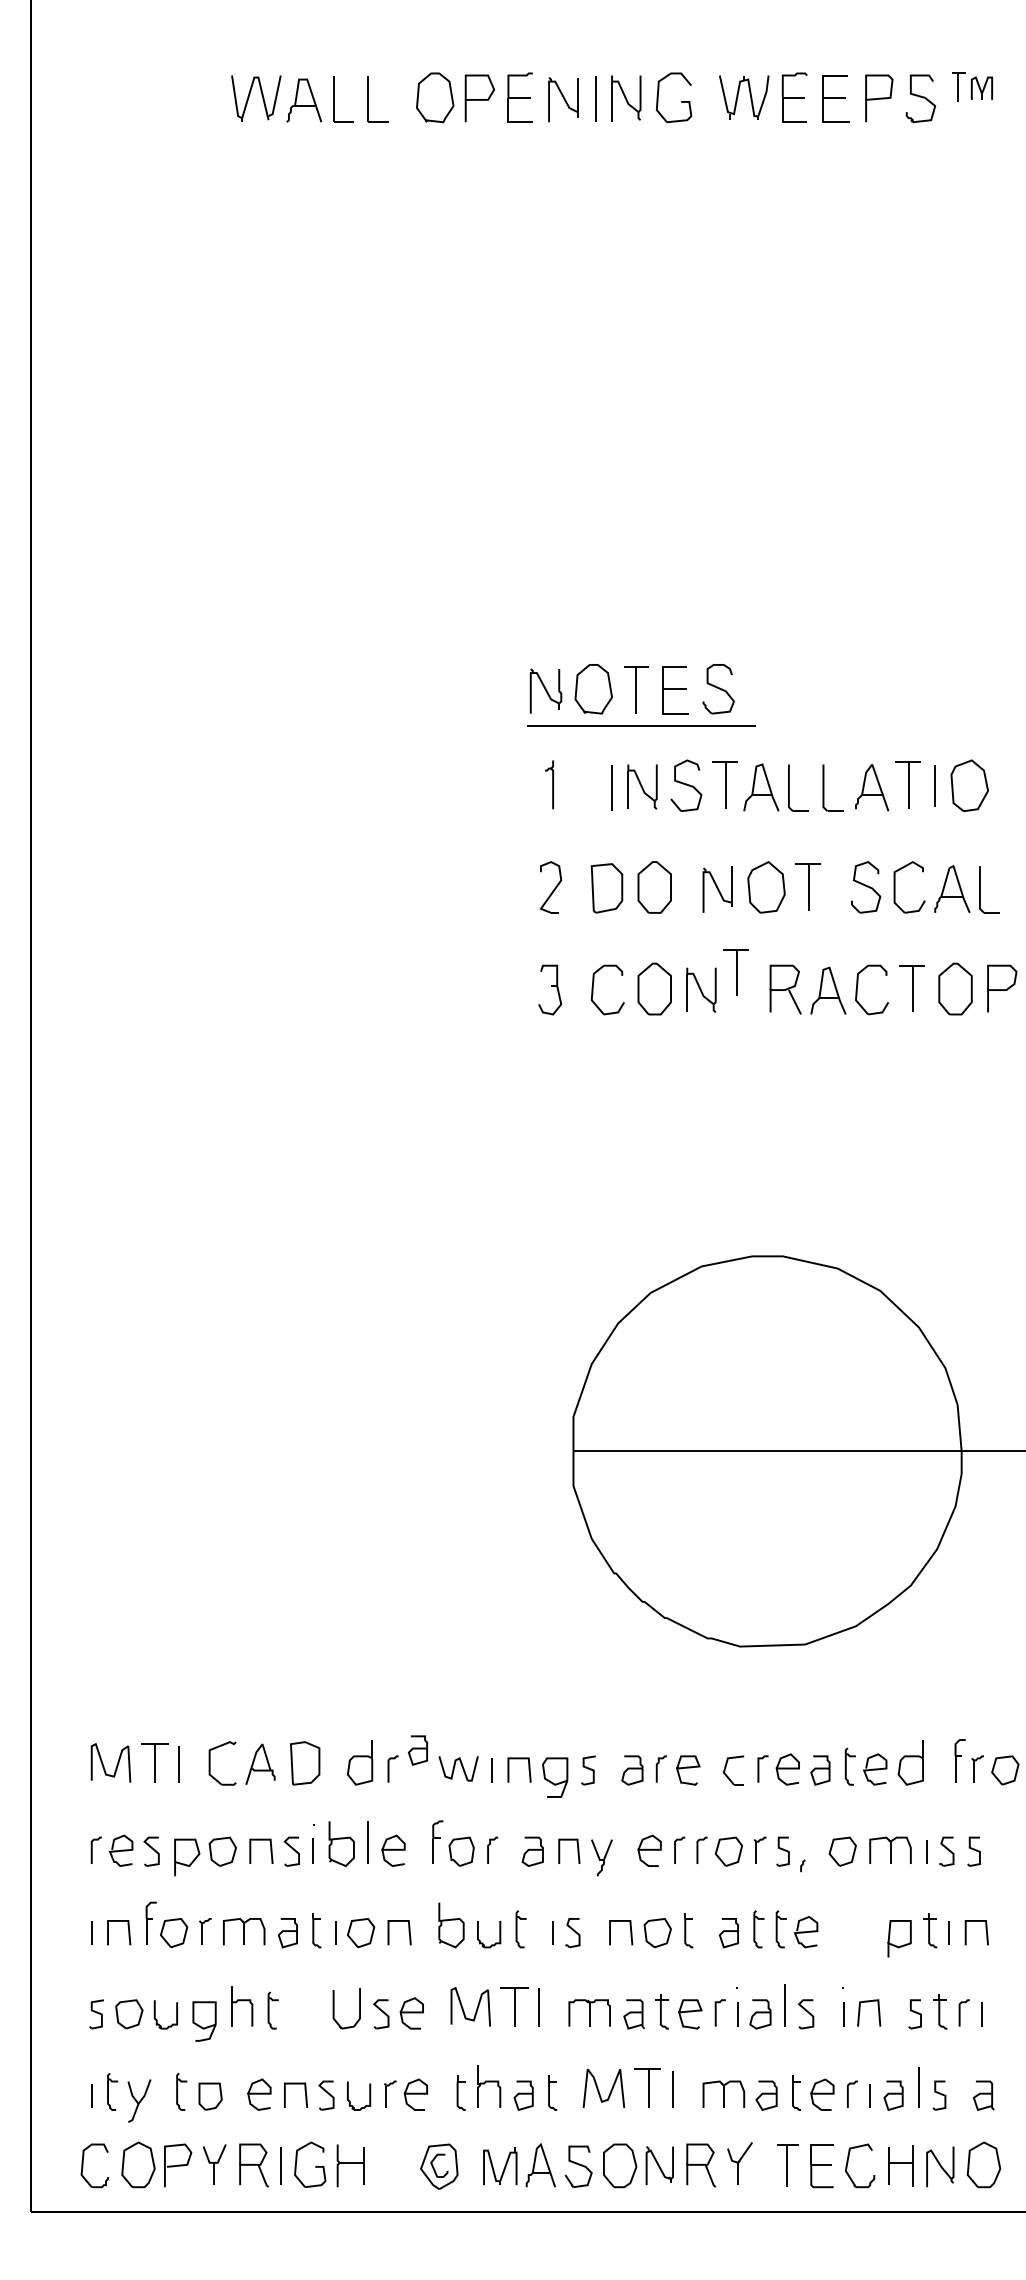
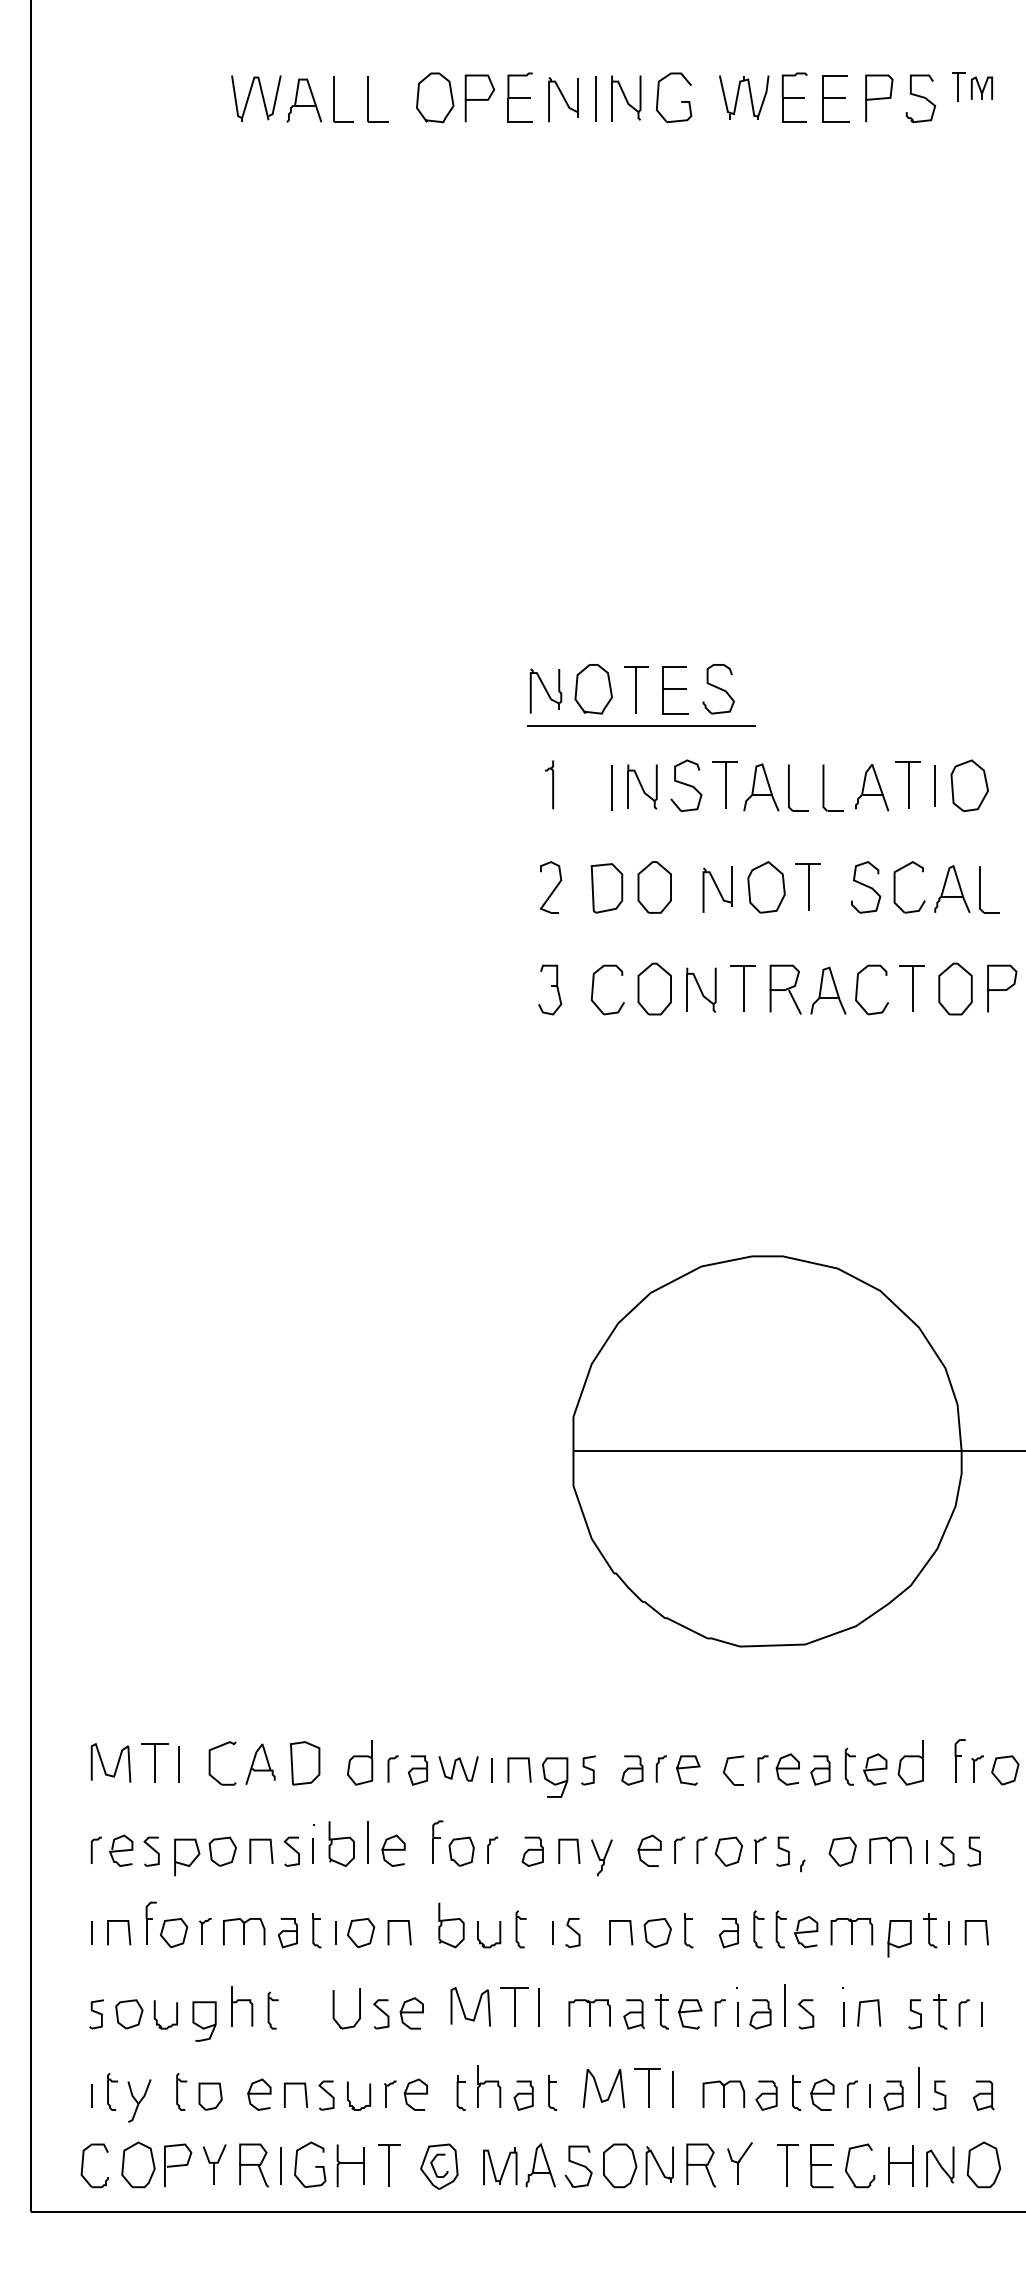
part position: (735, 972) -> (742, 988) (742, 988)
part position: (417, 1750) -> (417, 1770) (417, 1770)
part: none -> present (851, 1931)
part: none -> present (389, 2165)
